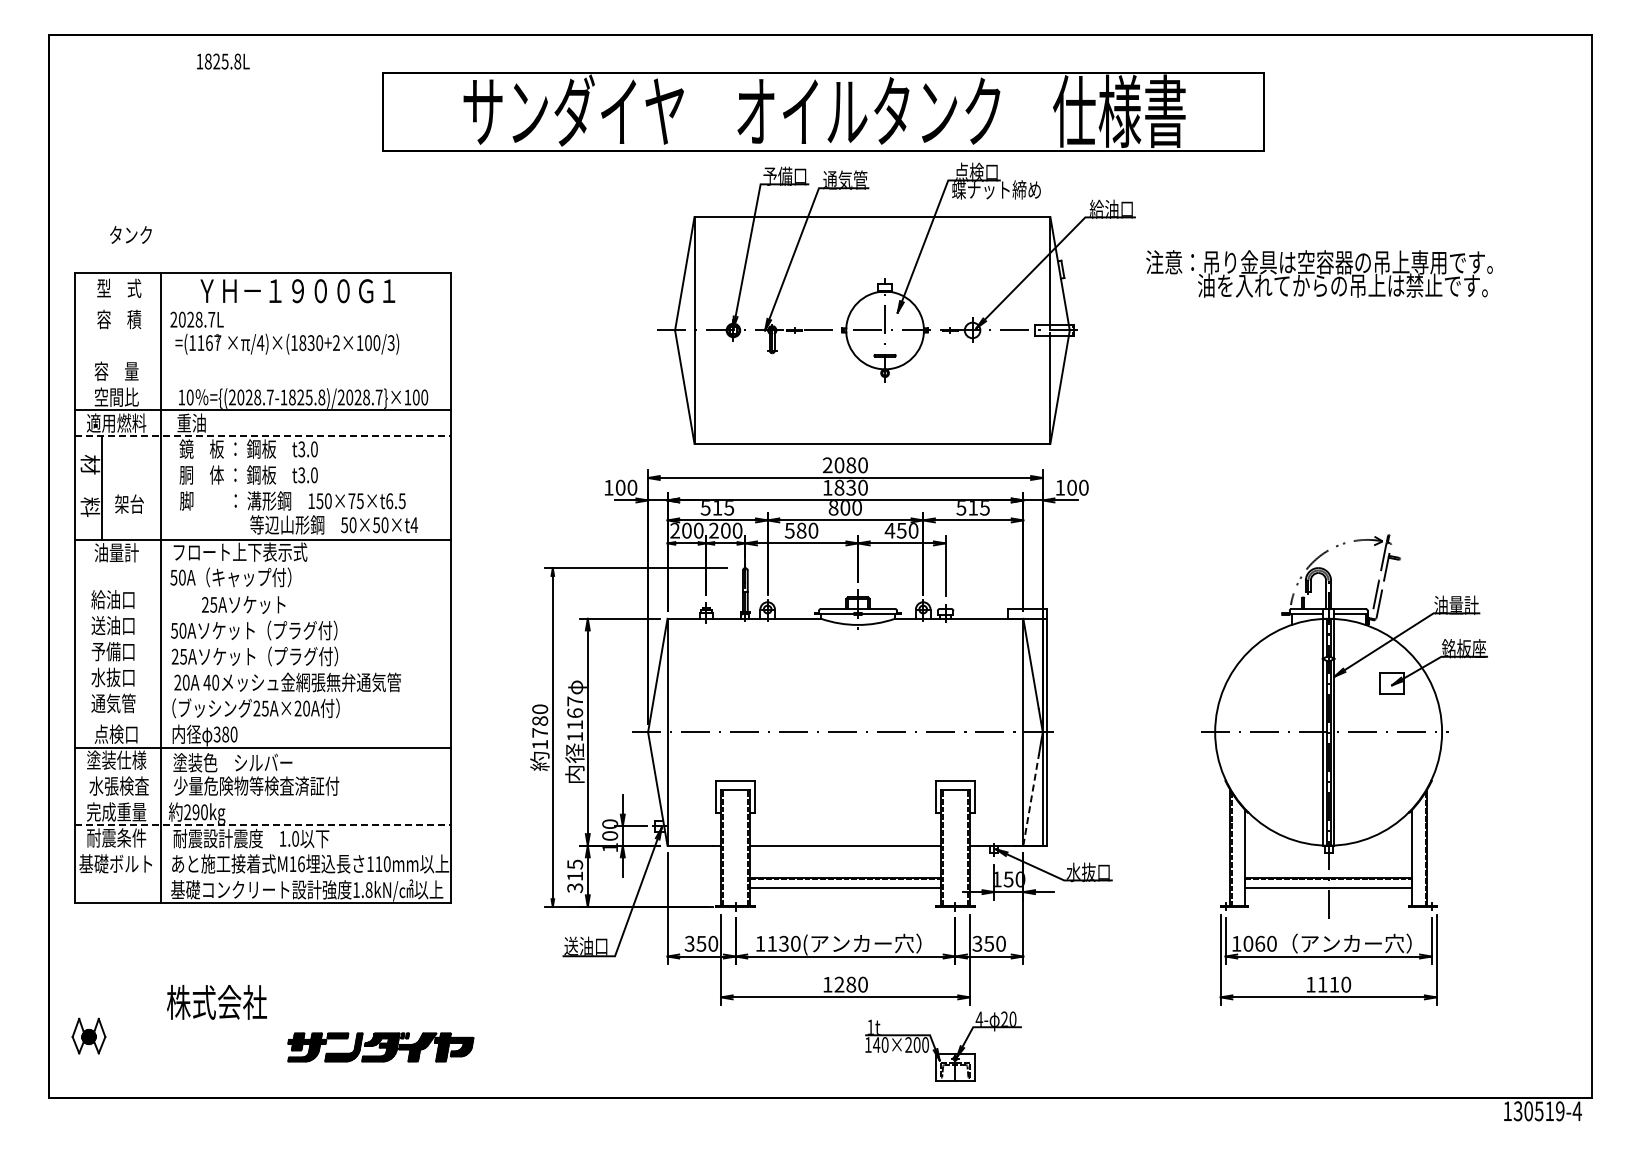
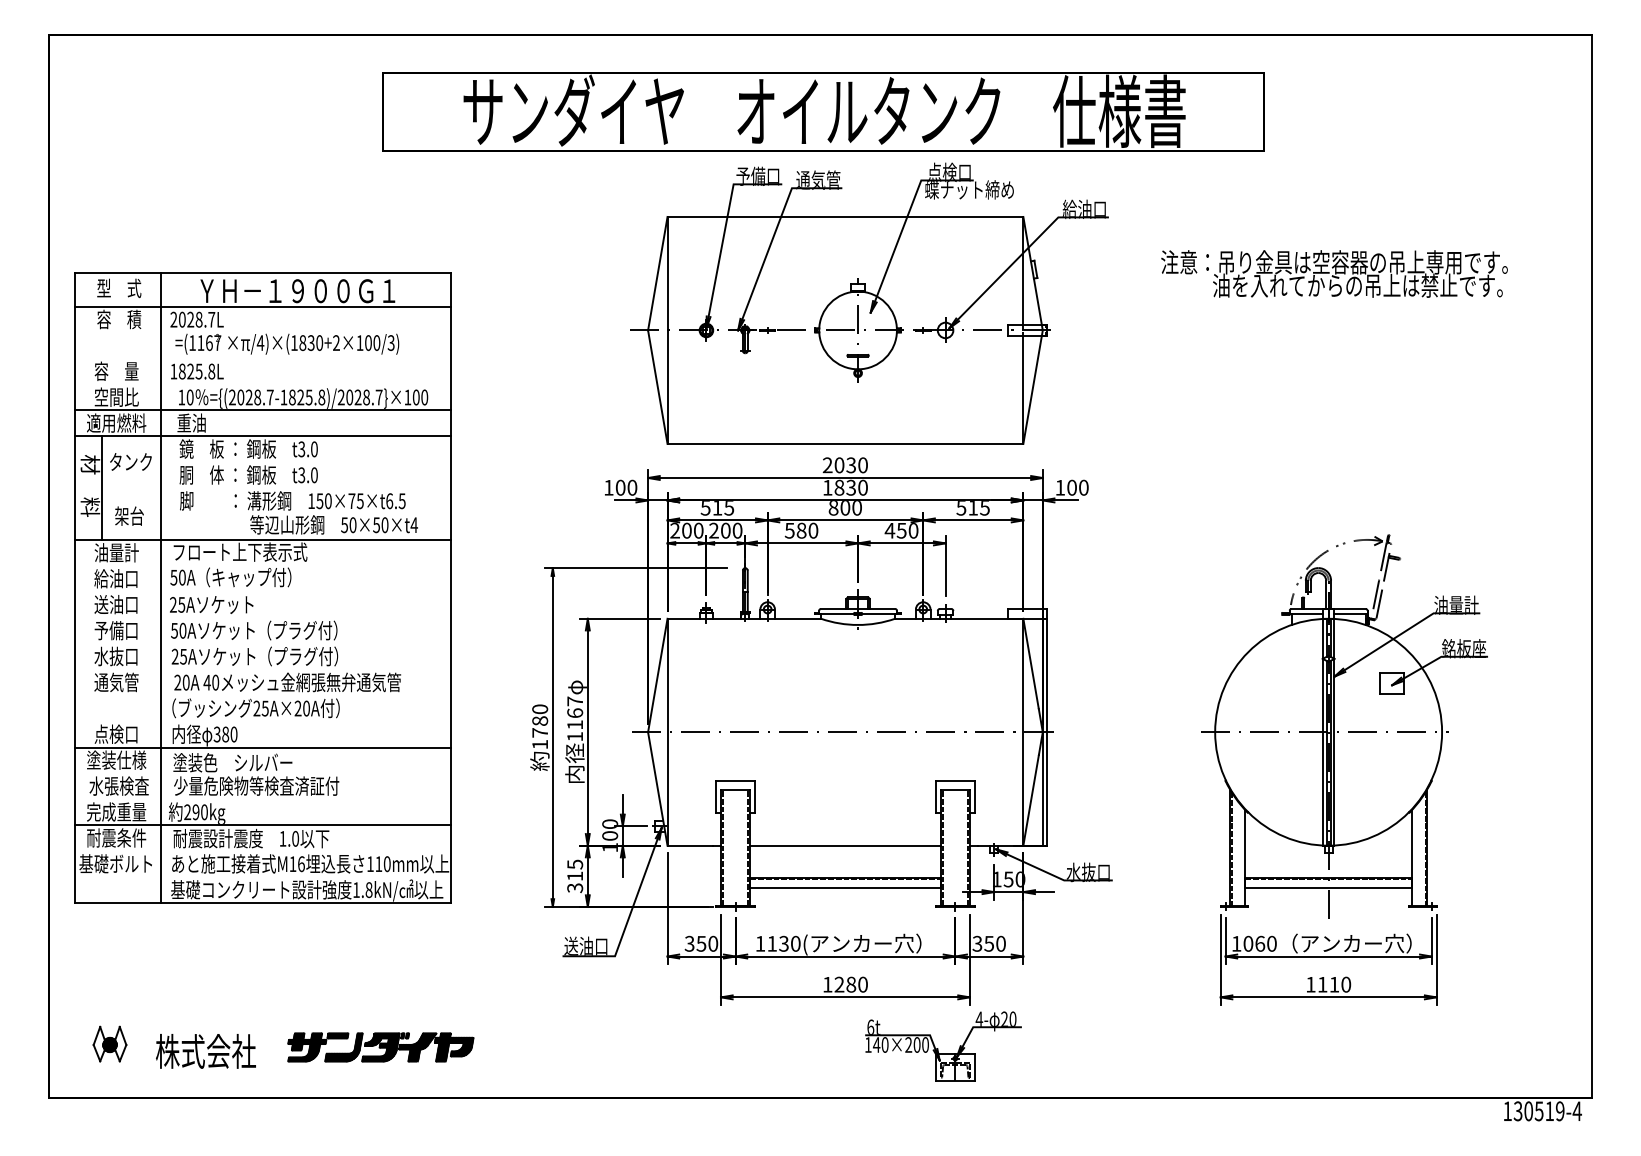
text position: (223, 61) -> (197, 371) (197, 371)
text position: (130, 234) -> (130, 461) (130, 461)
text position: (1319, 273) -> (1334, 273) (1334, 273)
part position: (896, 303) -> (869, 303) (869, 303)
line: none -> present (263, 306)
line: dashed -> solid (263, 436)
text: 2080 -> 2030 (851, 465)
text position: (129, 503) -> (129, 515) (129, 515)
text position: (243, 604) -> (211, 604) (211, 604)
text position: (113, 651) -> (116, 630) (116, 630)
line: dashed -> solid (1031, 799)
line: dashed -> solid (263, 825)
text position: (216, 1002) -> (205, 1051) (205, 1051)
text: 1t -> 6t (870, 1026)
part position: (88, 1035) -> (109, 1043) (109, 1043)
